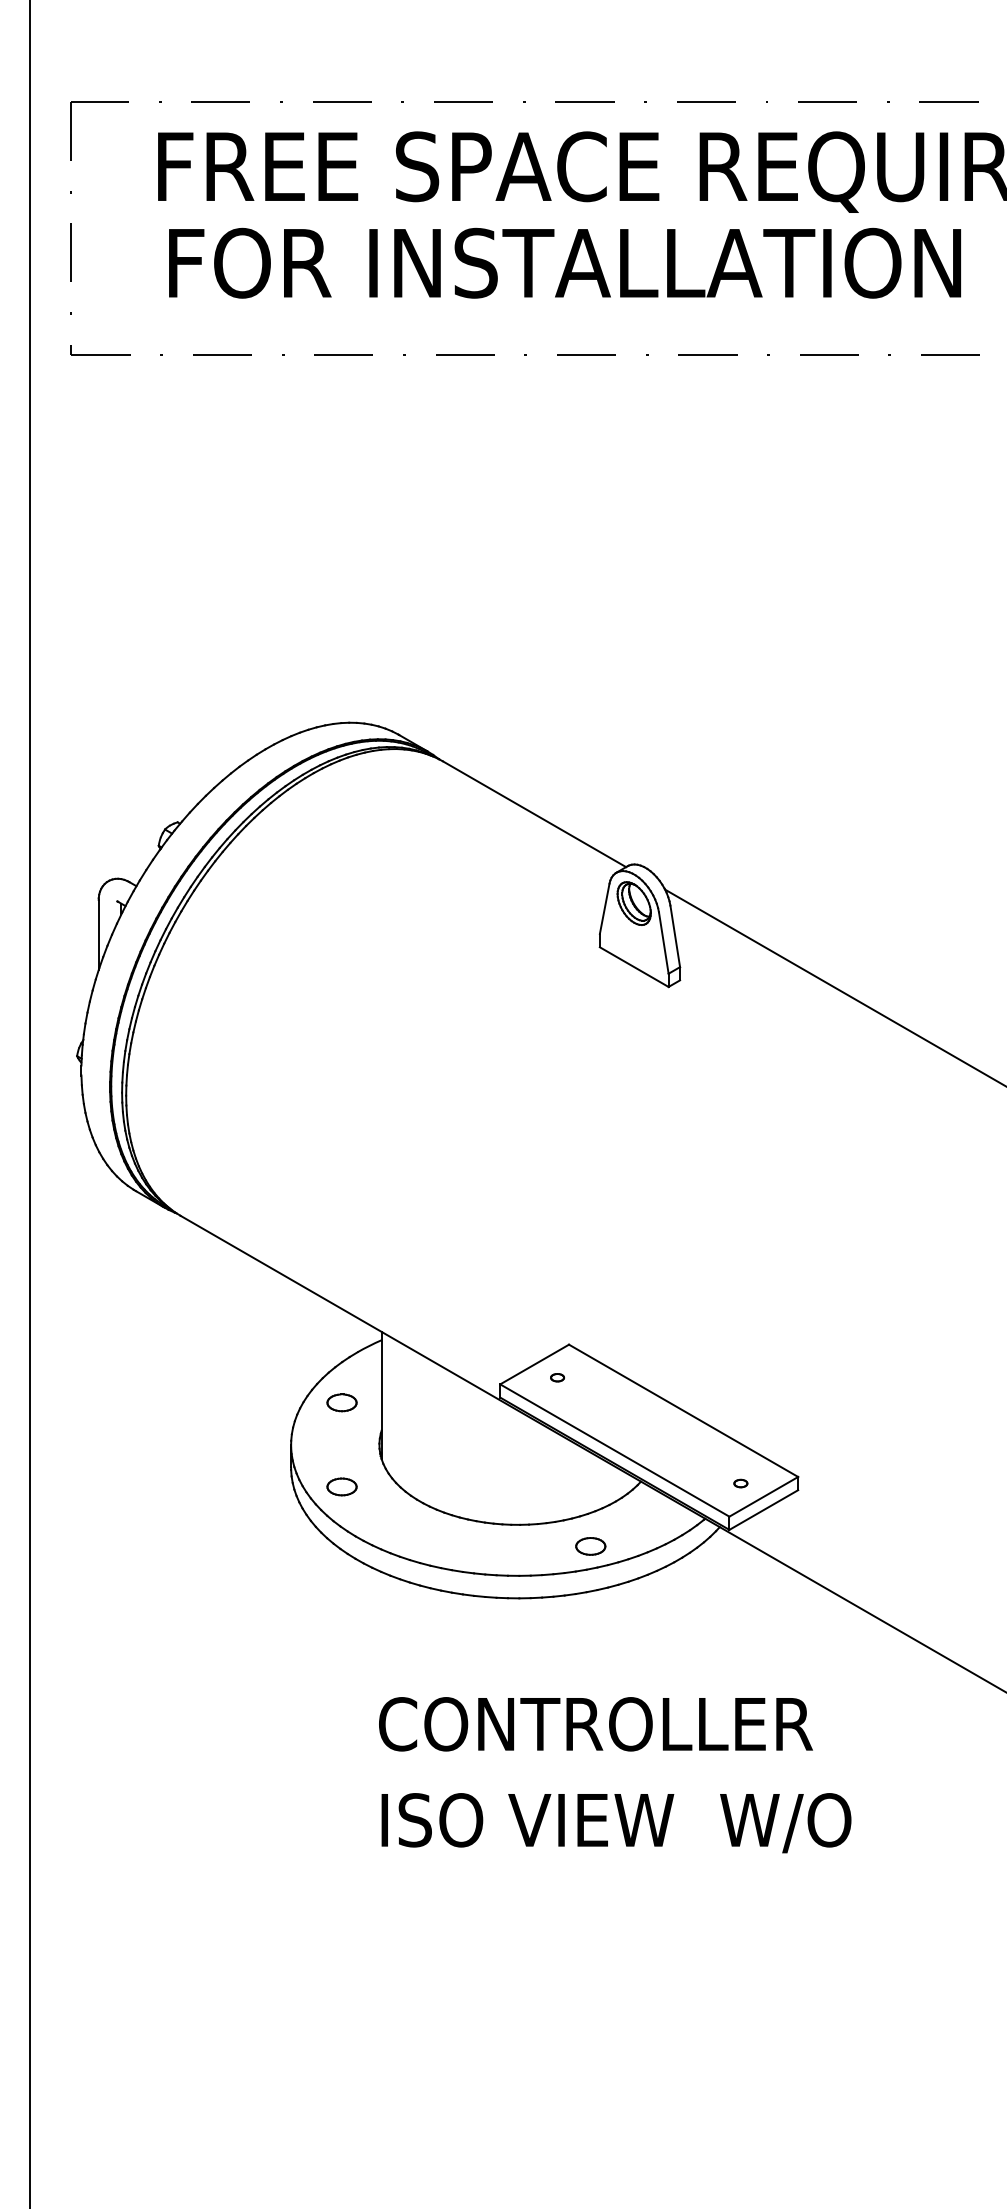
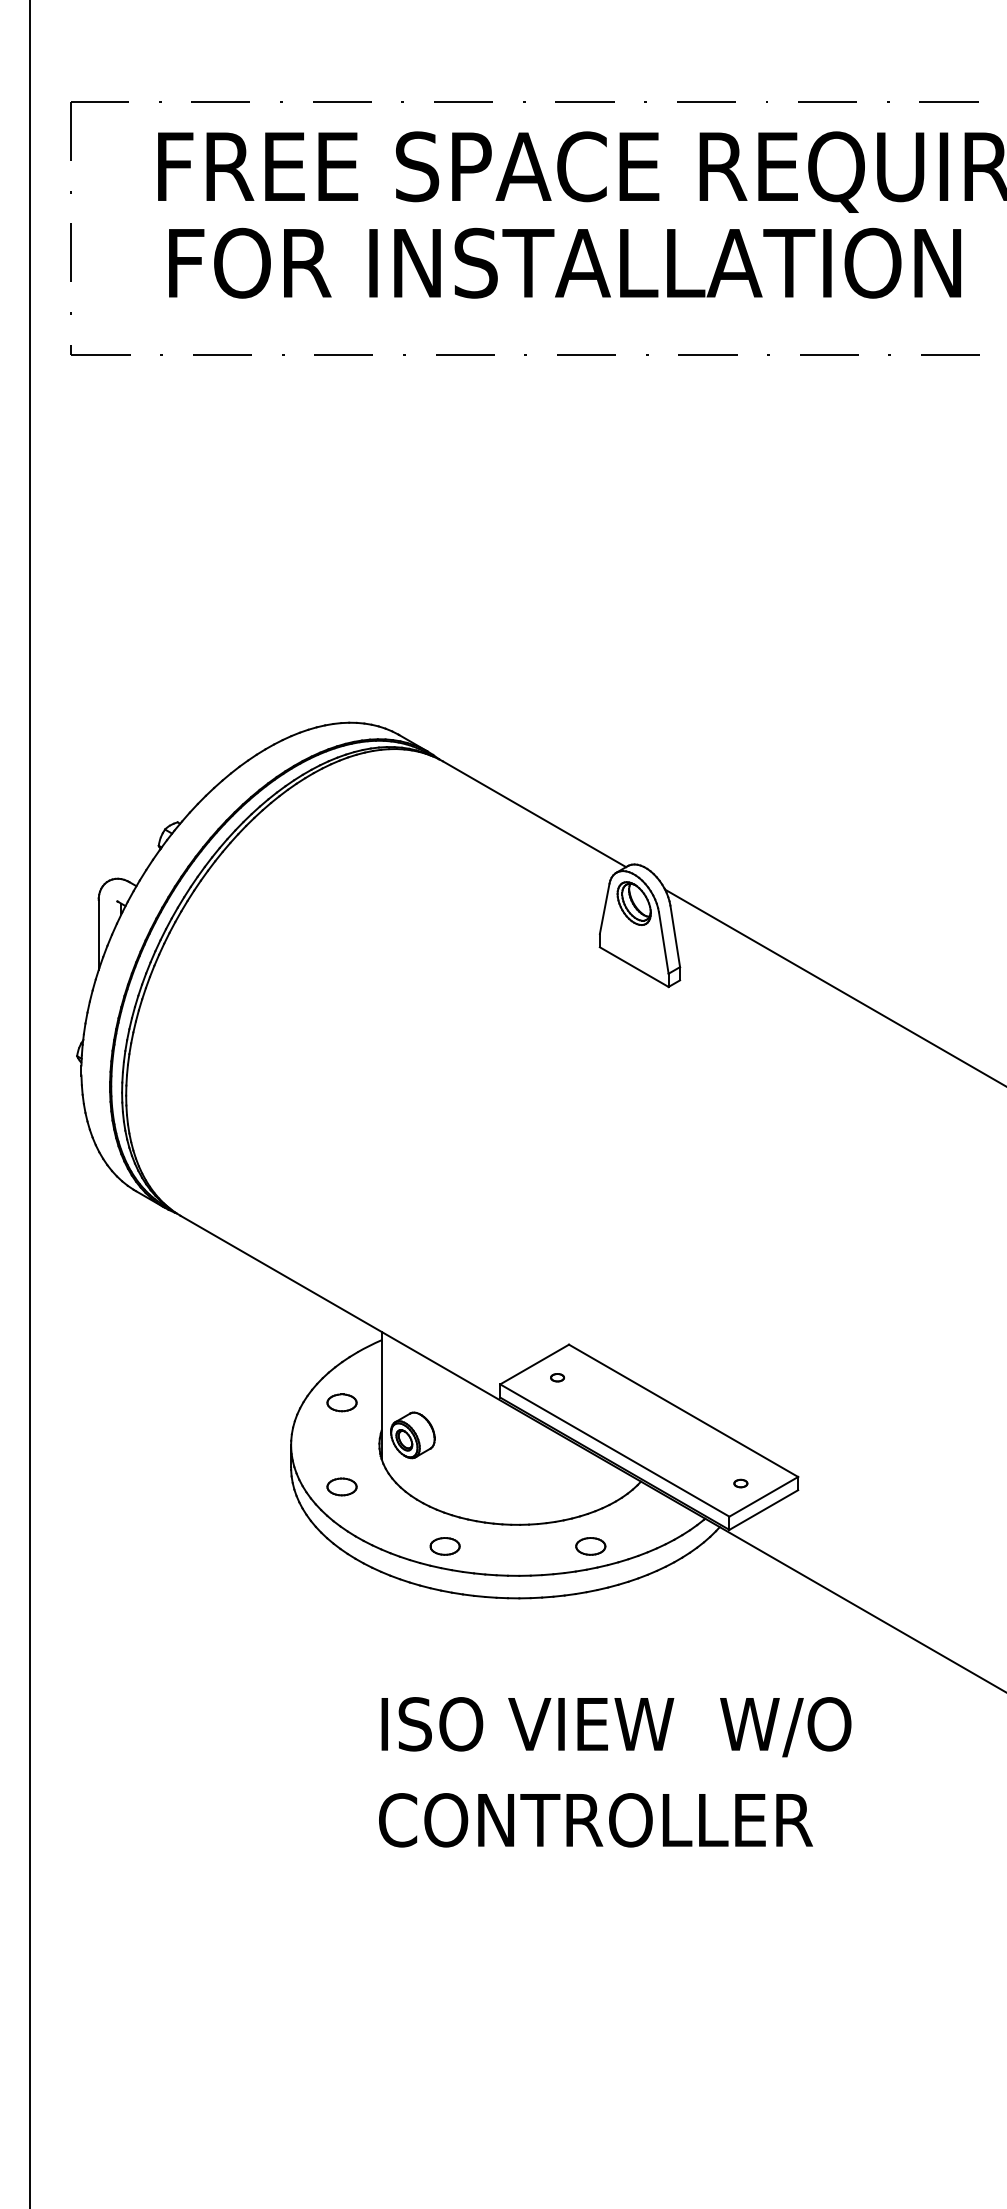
part: none -> present (412, 1435)
part: none -> present (444, 1546)
text: CONTROLLER -> ISO VIEW  W/O (615, 1727)
text: ISO VIEW  W/O -> CONTROLLER (615, 1823)
